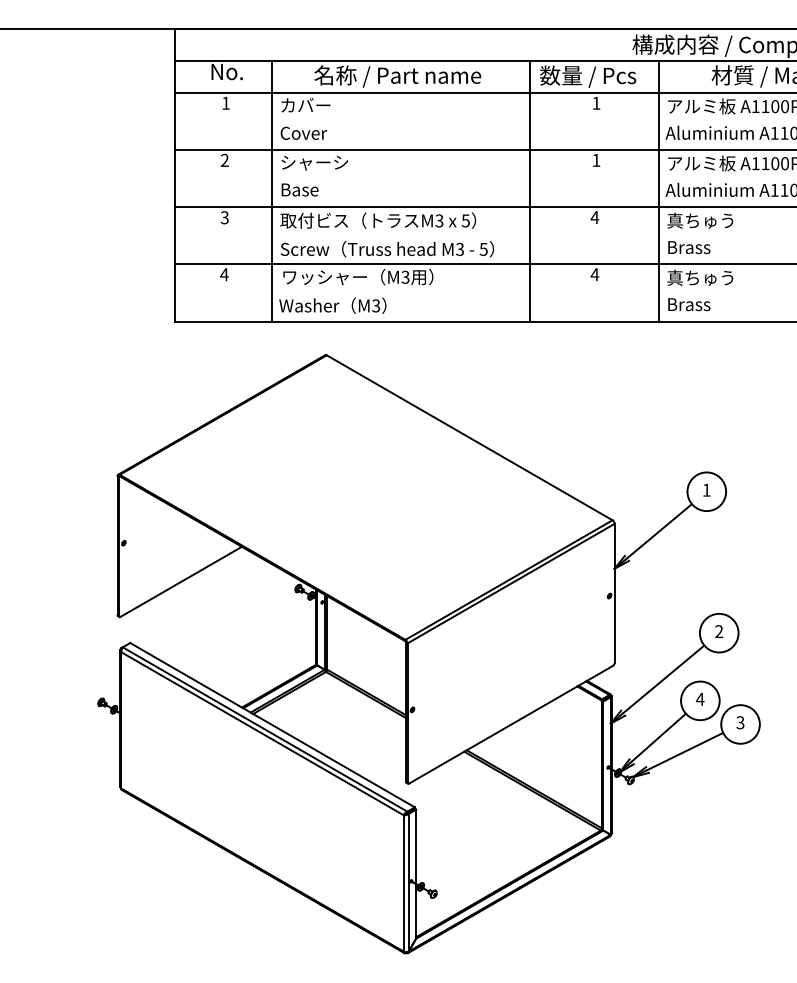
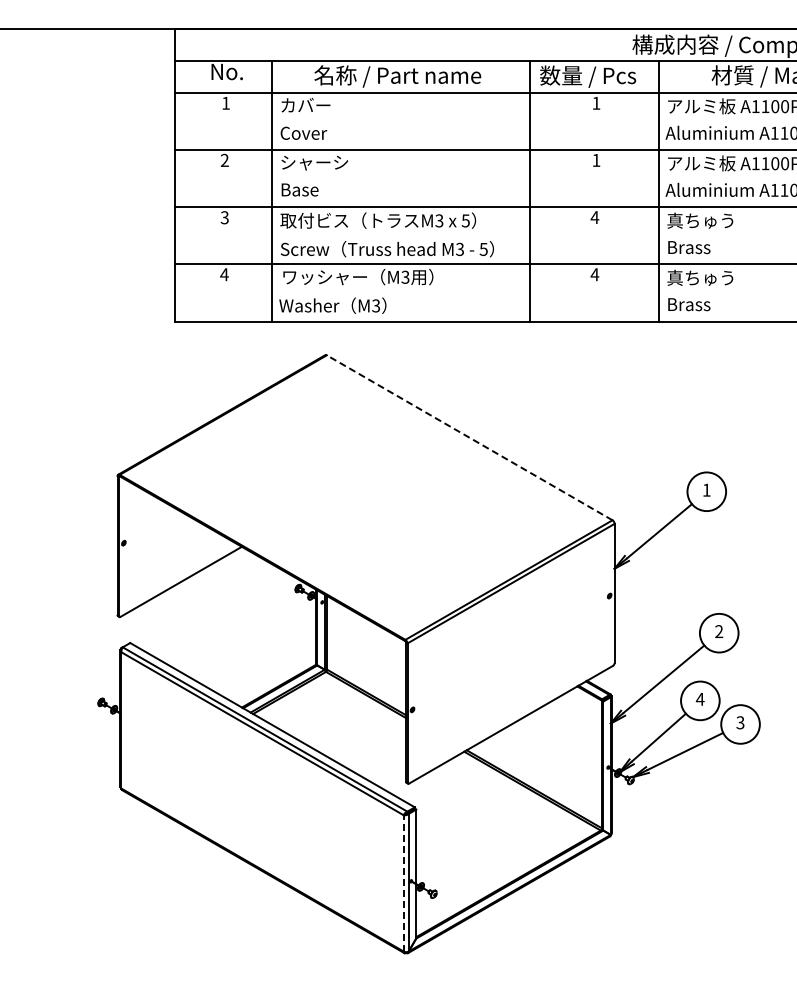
line: solid -> dashed (469, 437)
line: solid -> dashed (403, 882)
